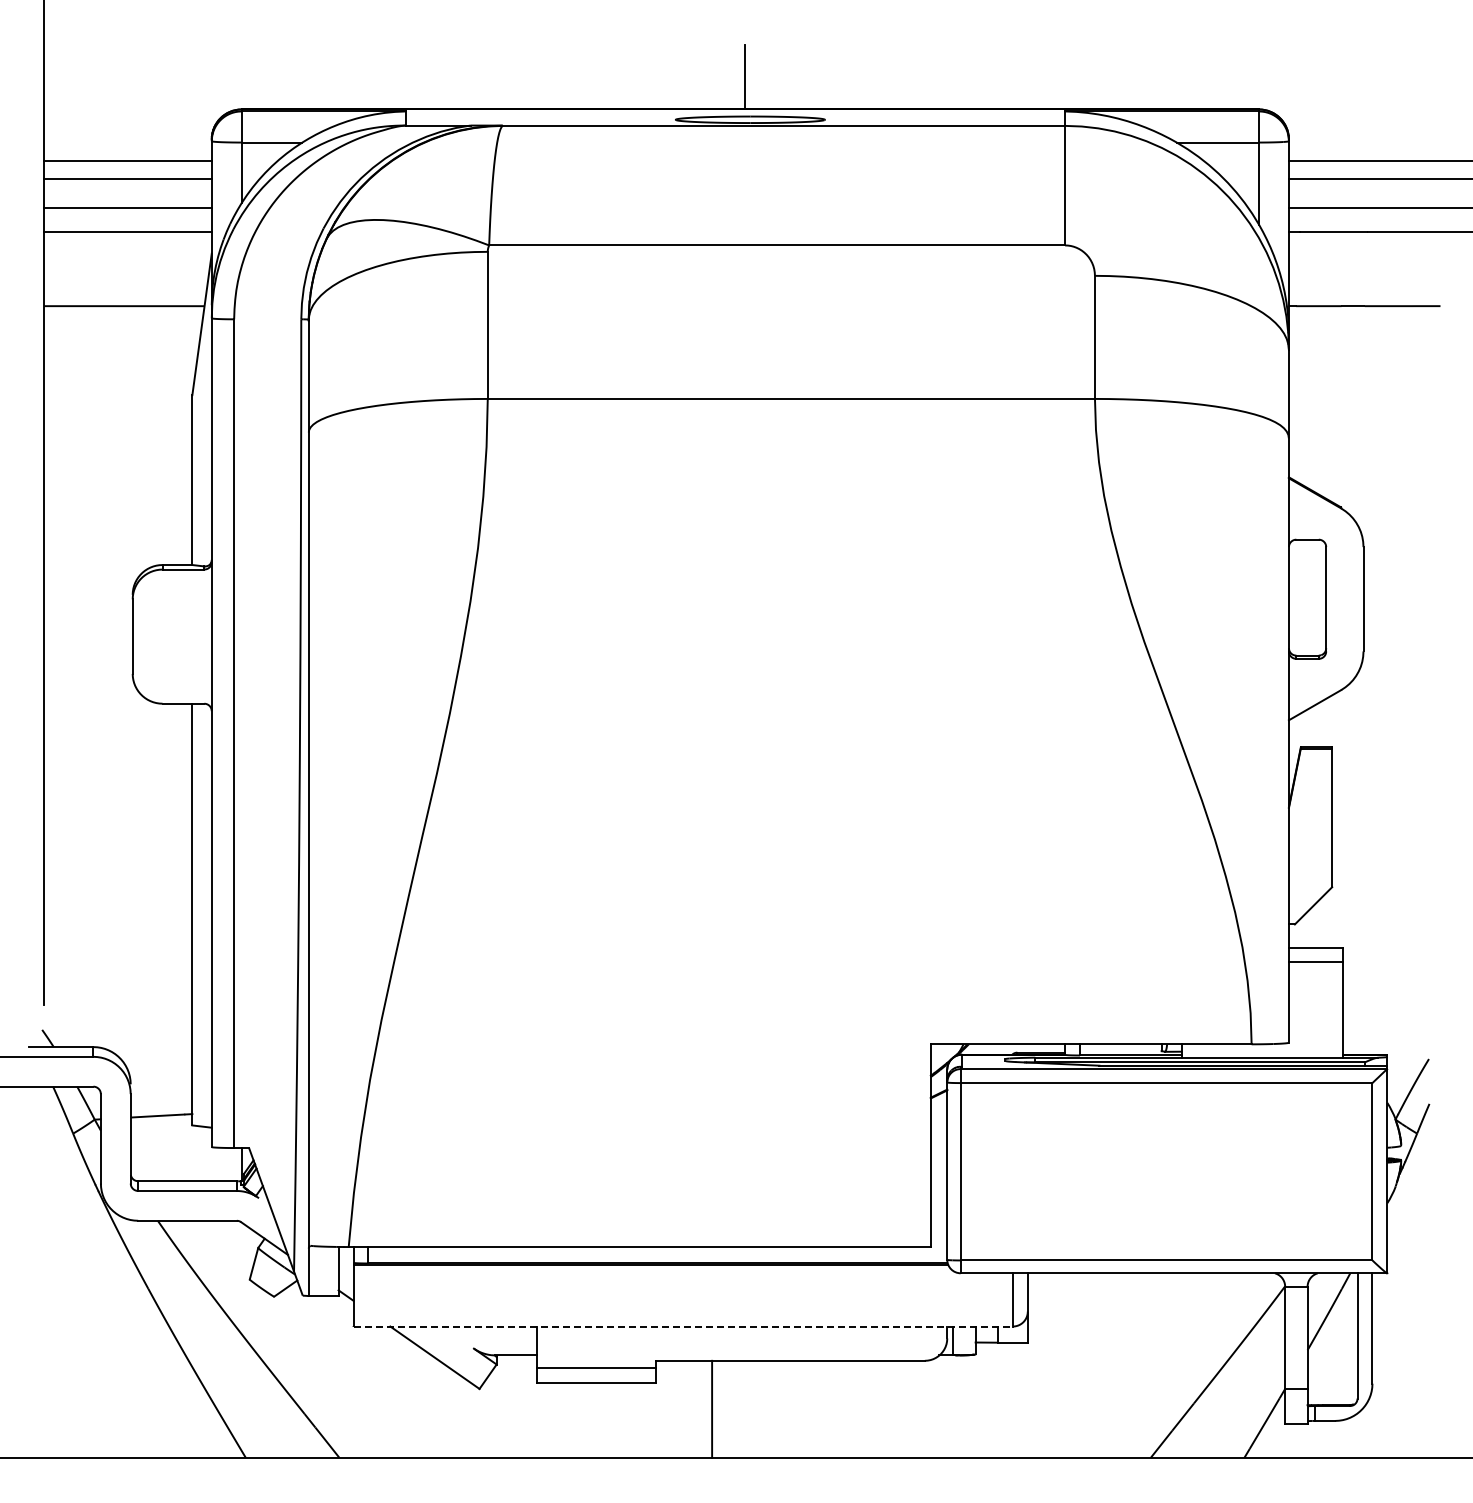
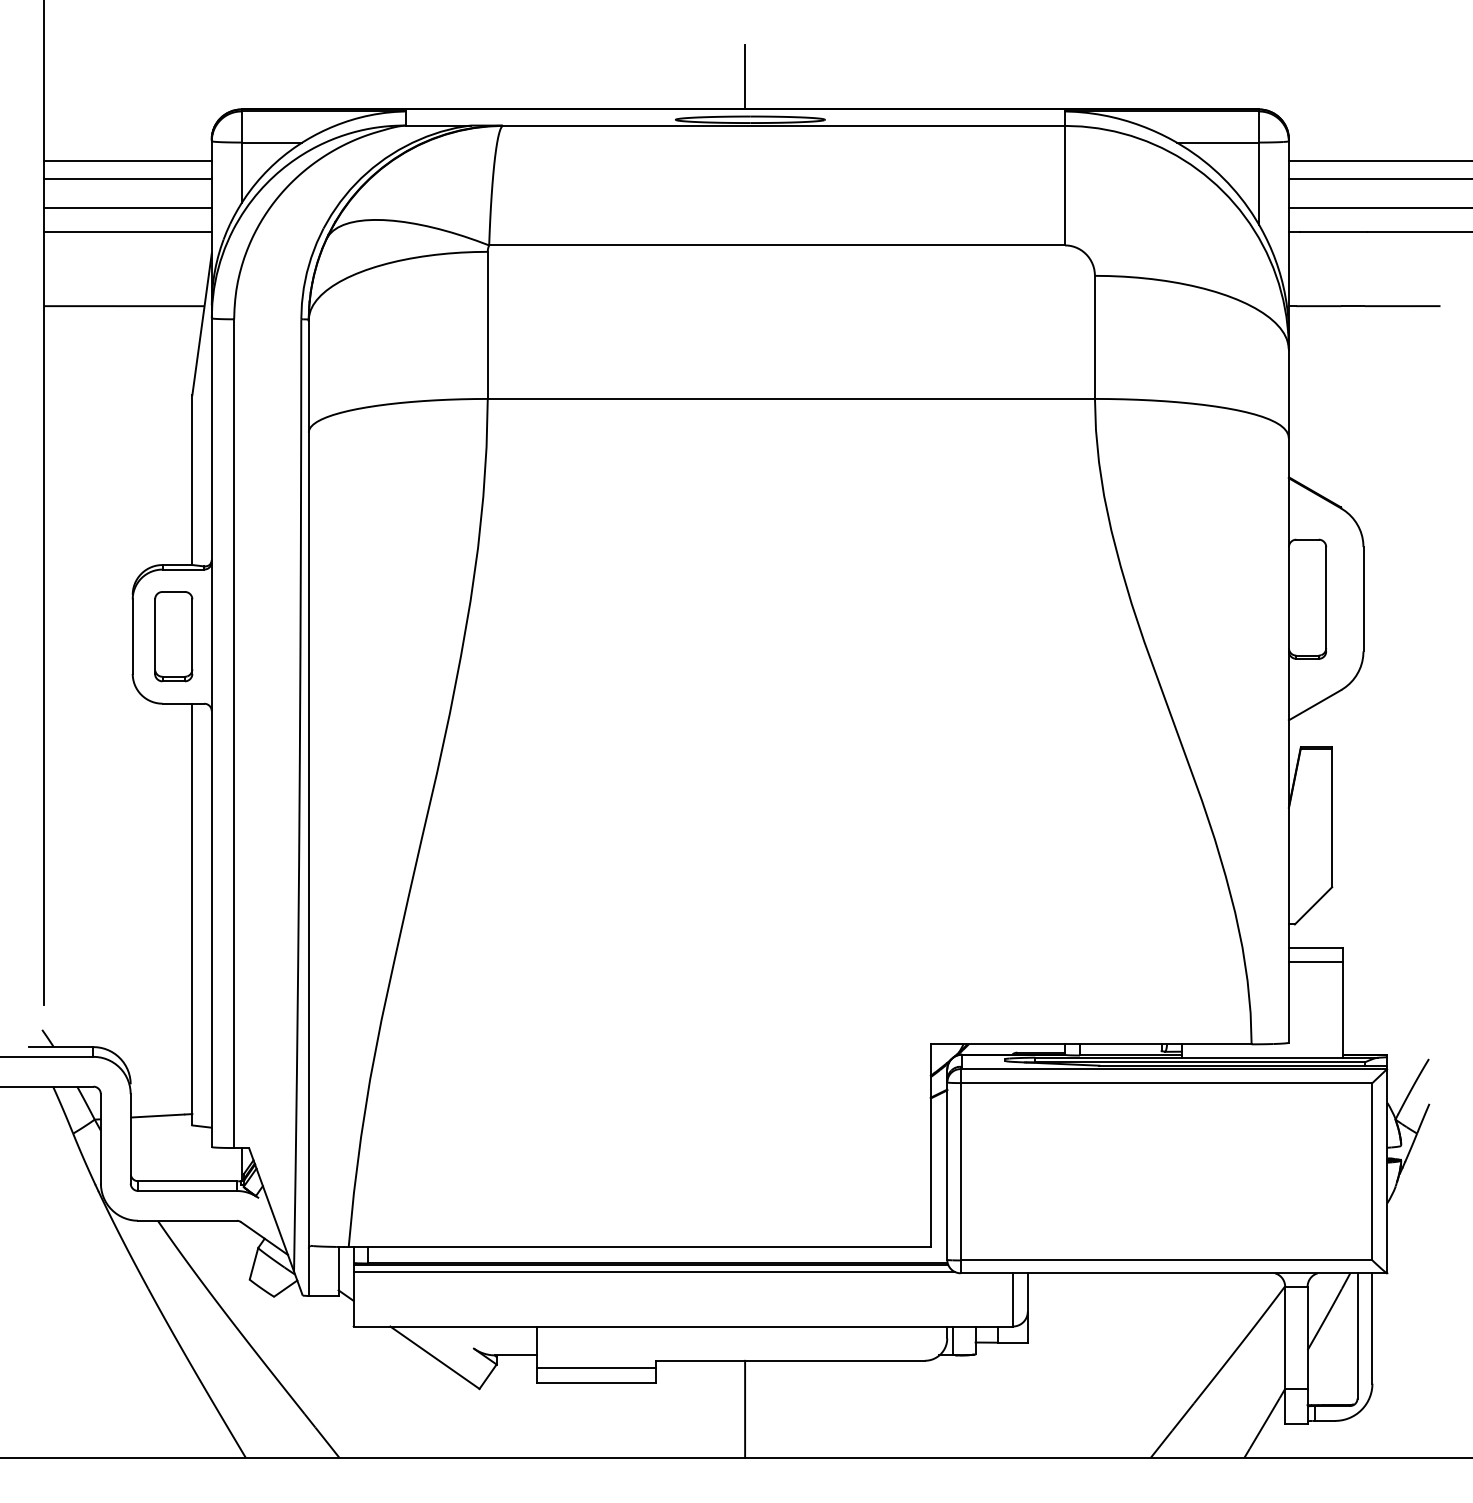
part: none -> present (173, 636)
line: none -> present (653, 1271)
line: dashed -> solid (683, 1326)
line position: (712, 1408) -> (745, 1408) (745, 1408)
